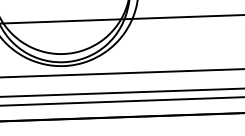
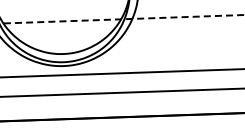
line: solid -> dashed (122, 19)
line: present -> none (121, 101)
